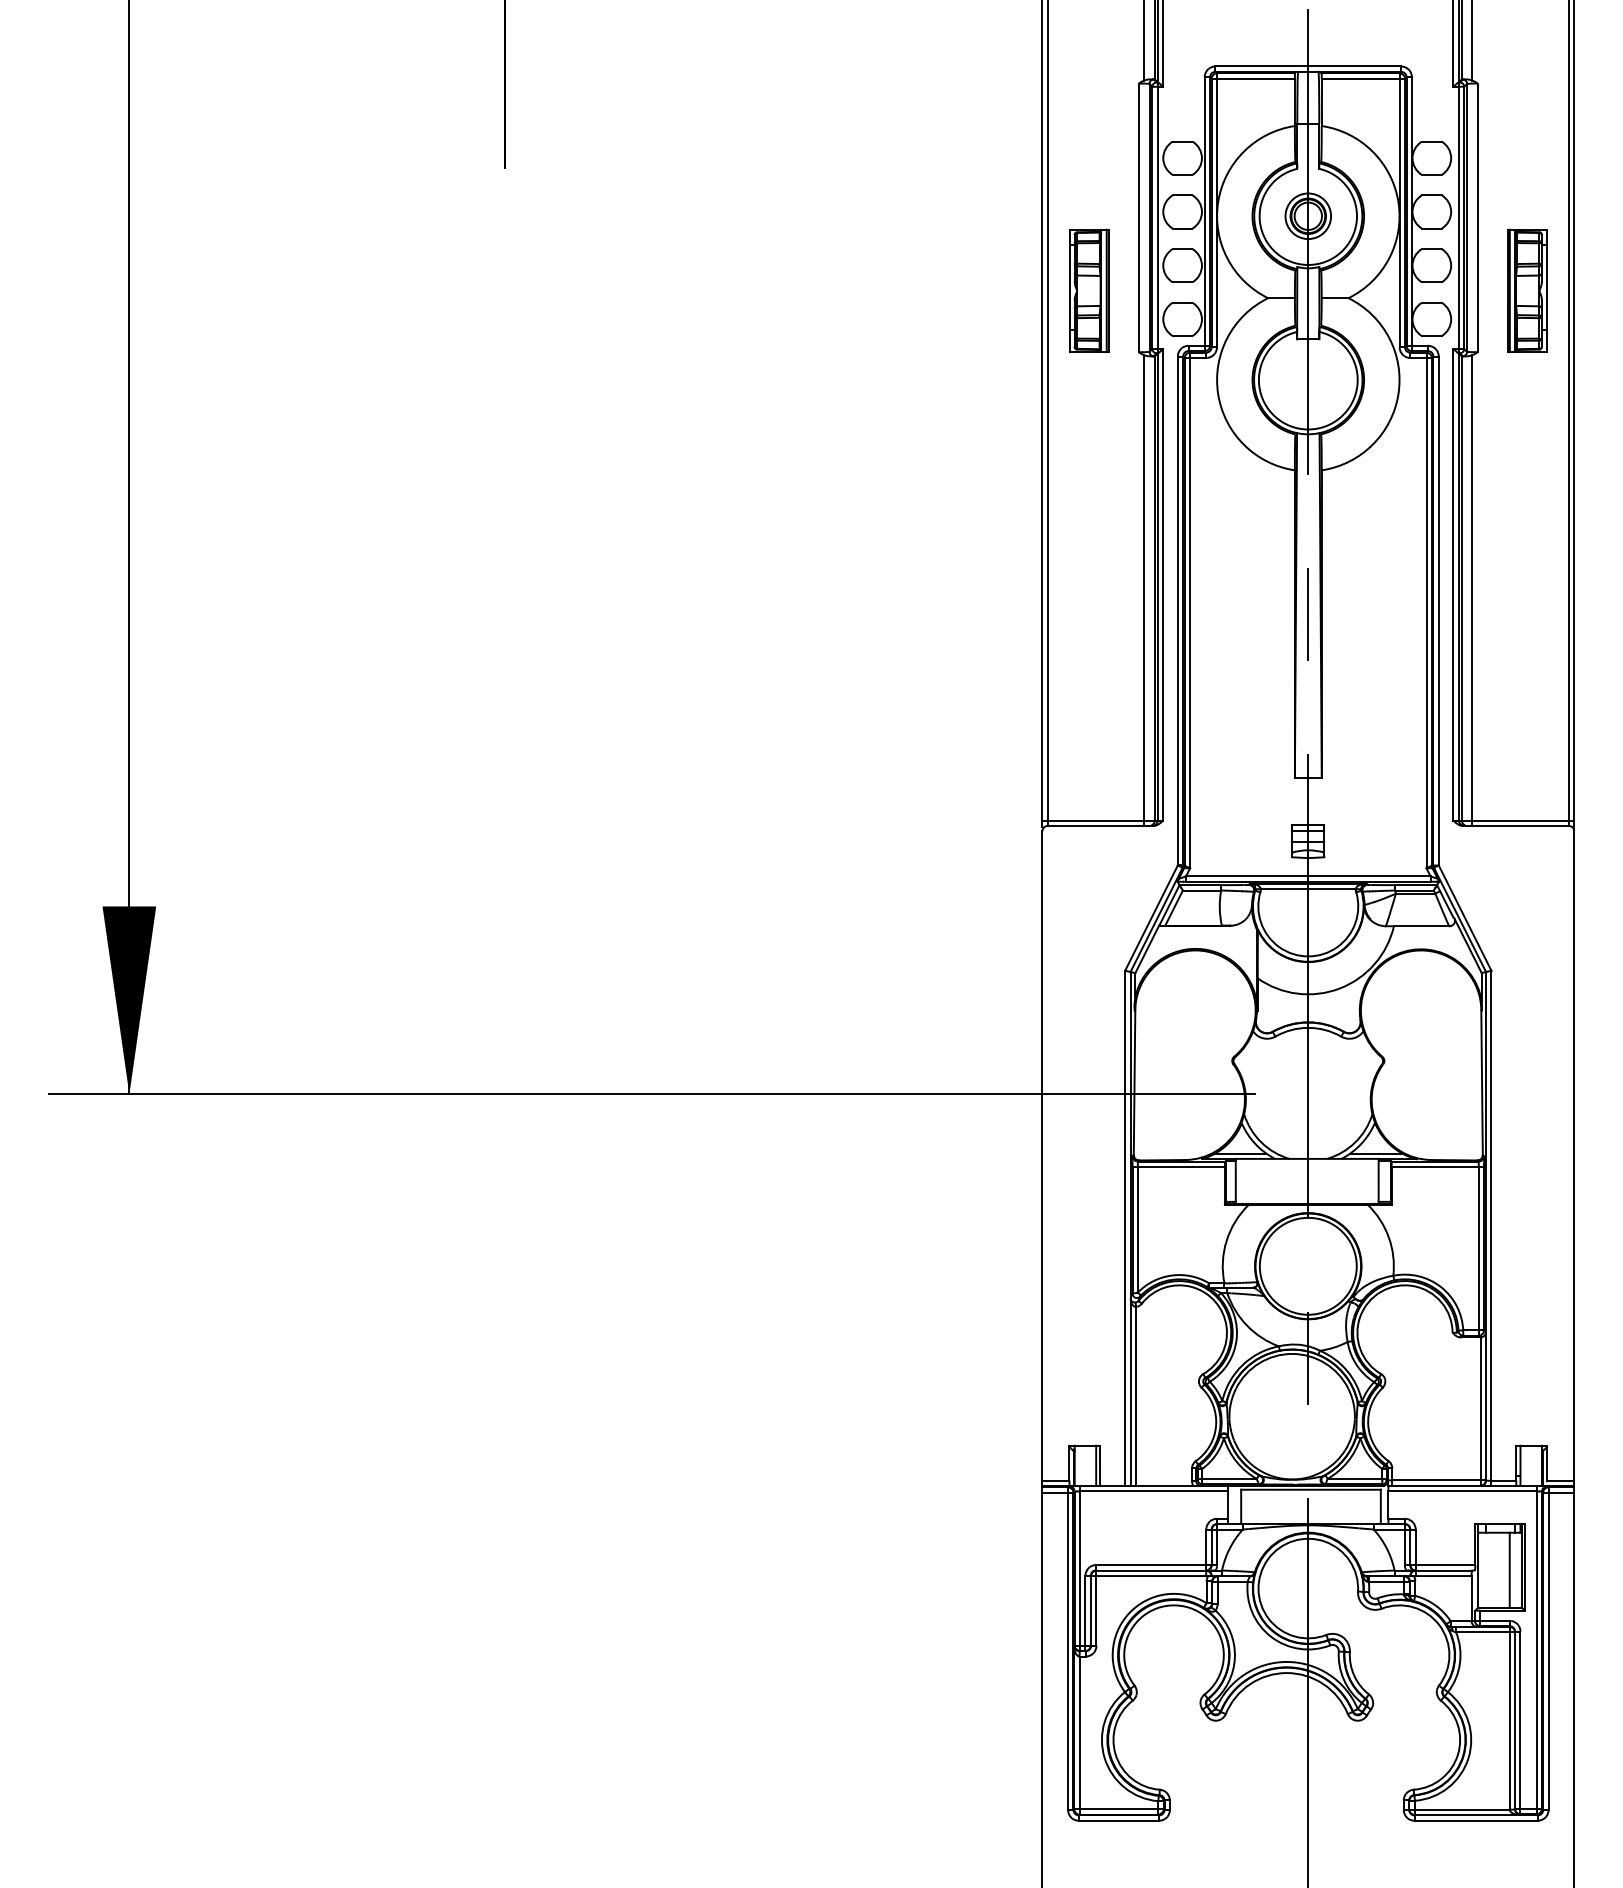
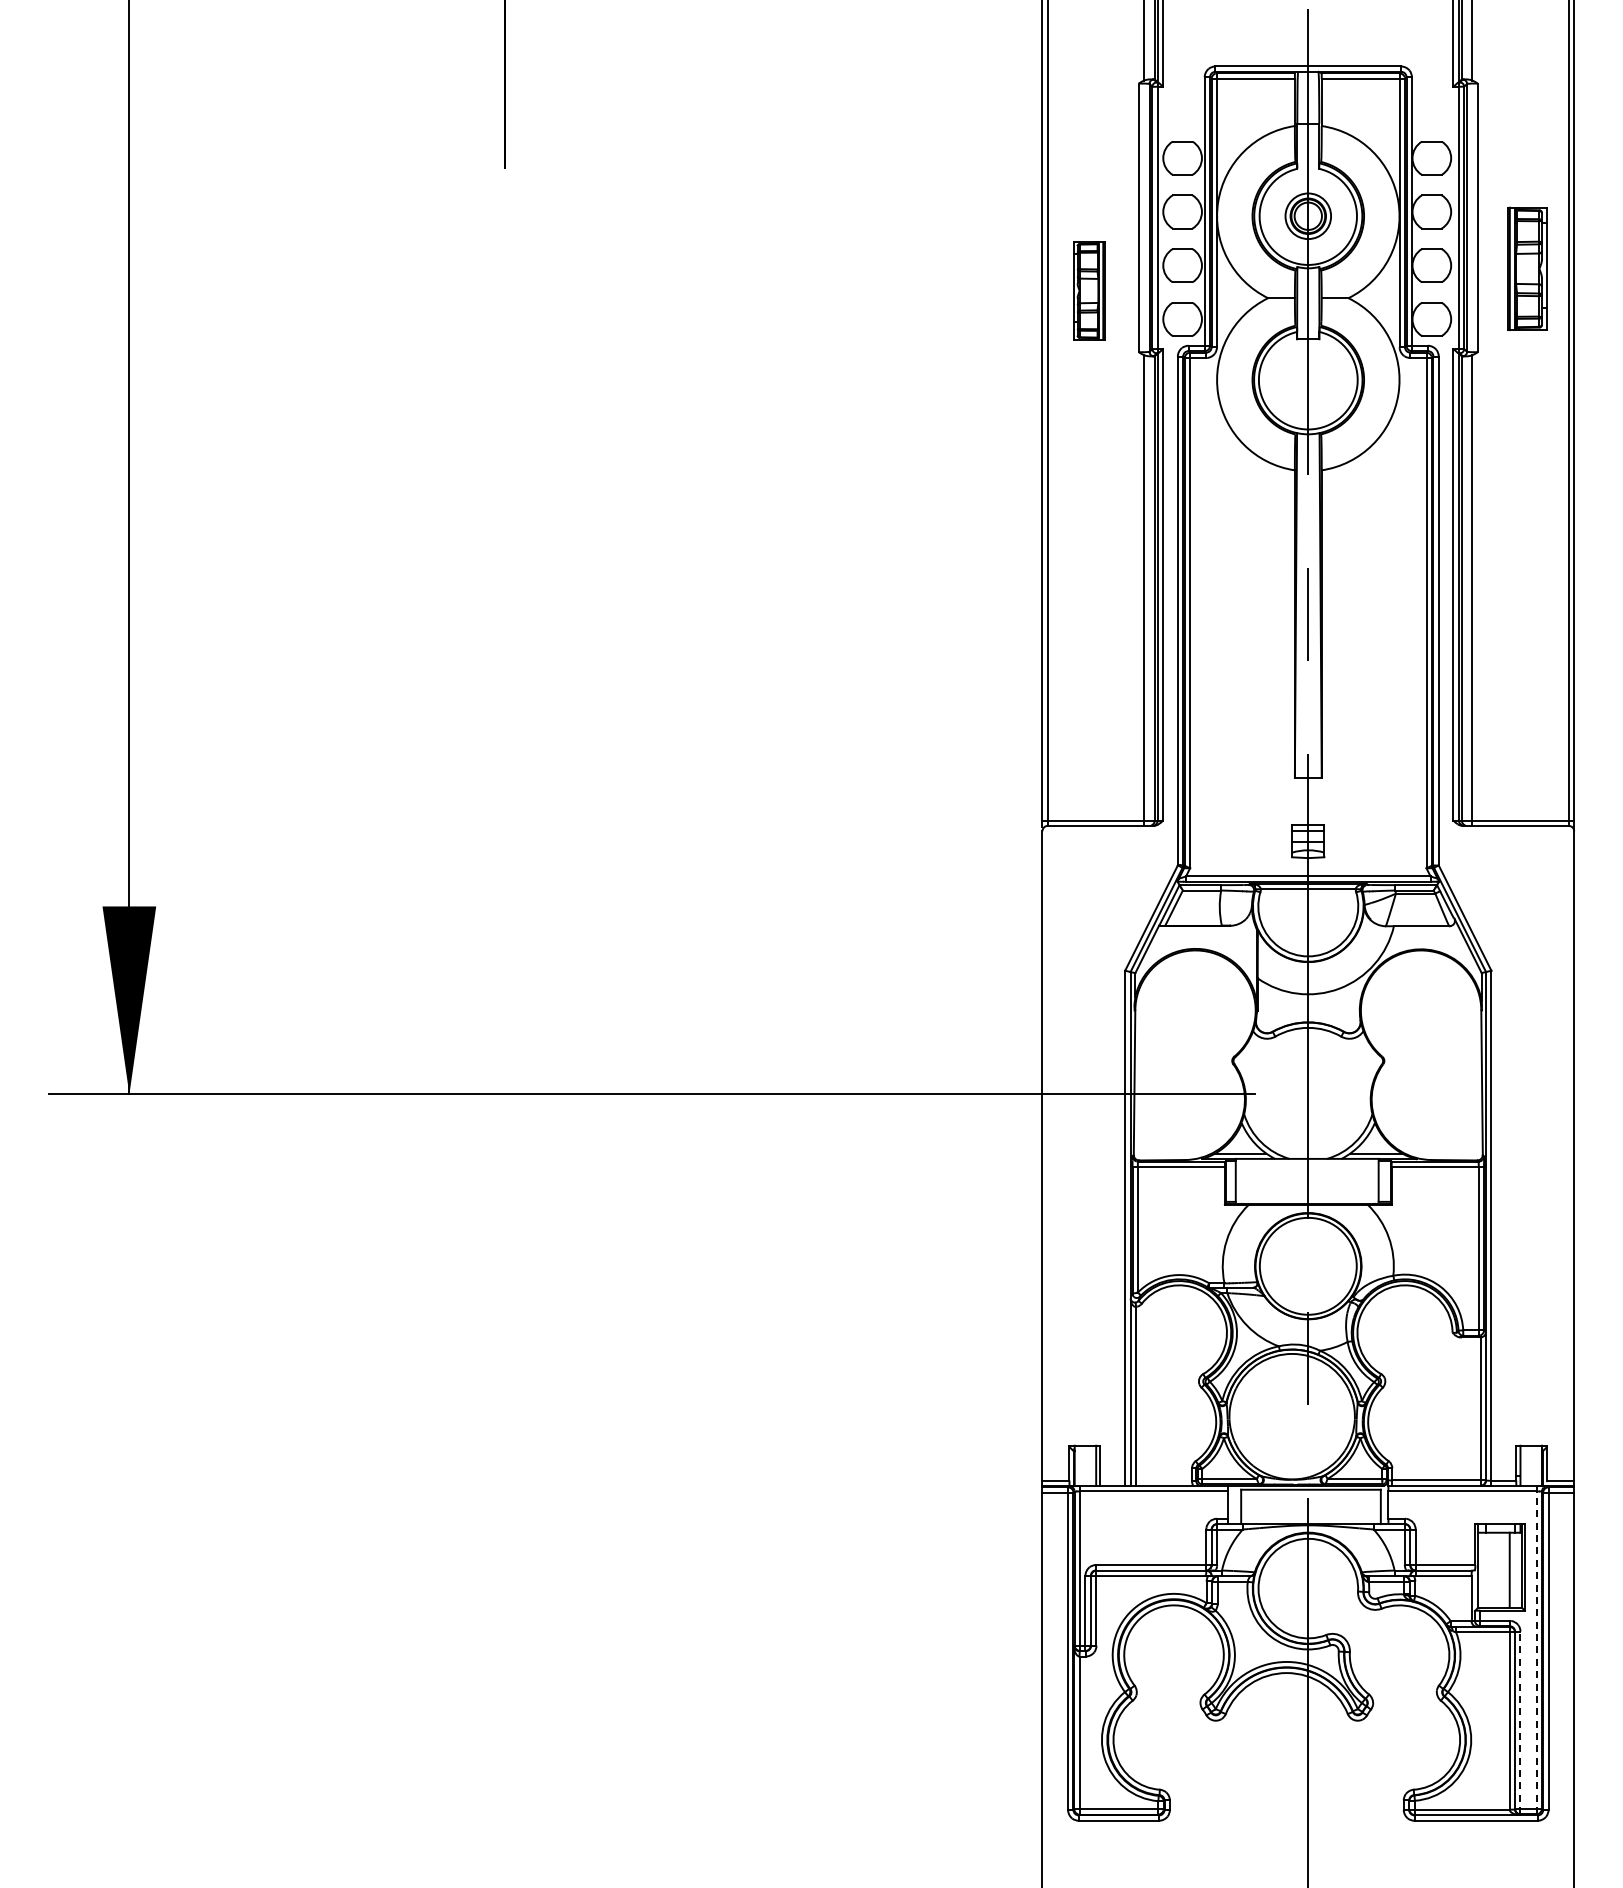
part size: 41x126 px -> 33x100 px (1089, 290)
part position: (1527, 290) -> (1527, 268) (1527, 268)
line: solid -> dashed (1536, 1649)
line: solid -> dashed (1520, 1722)
